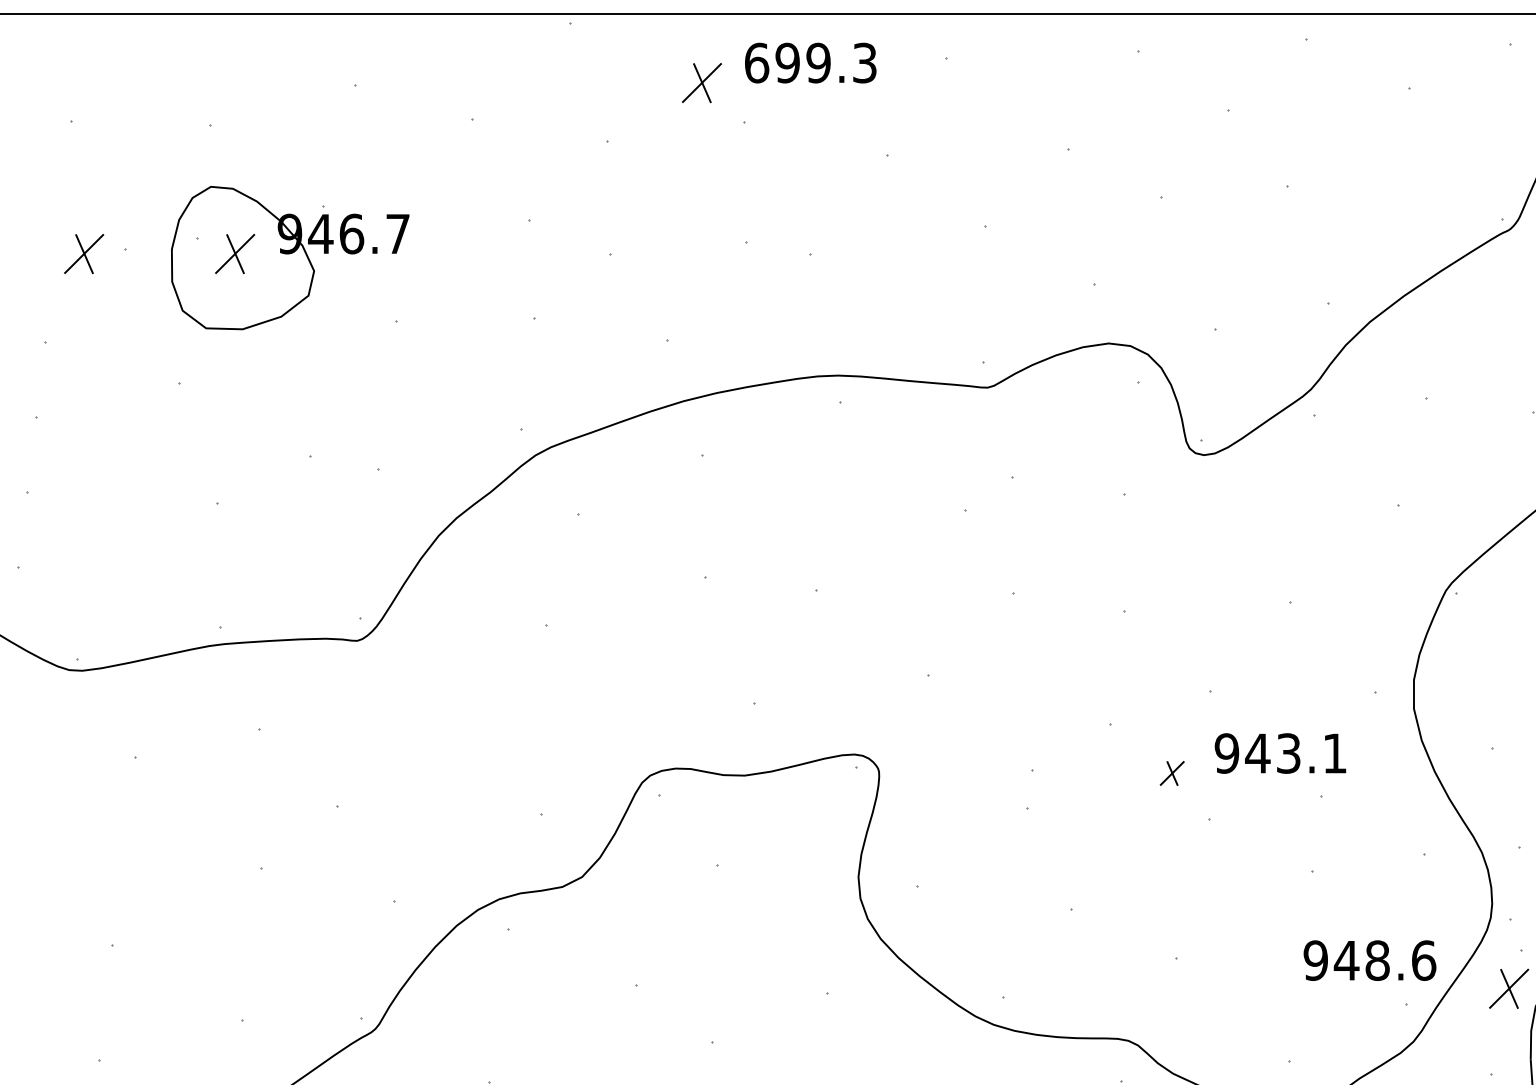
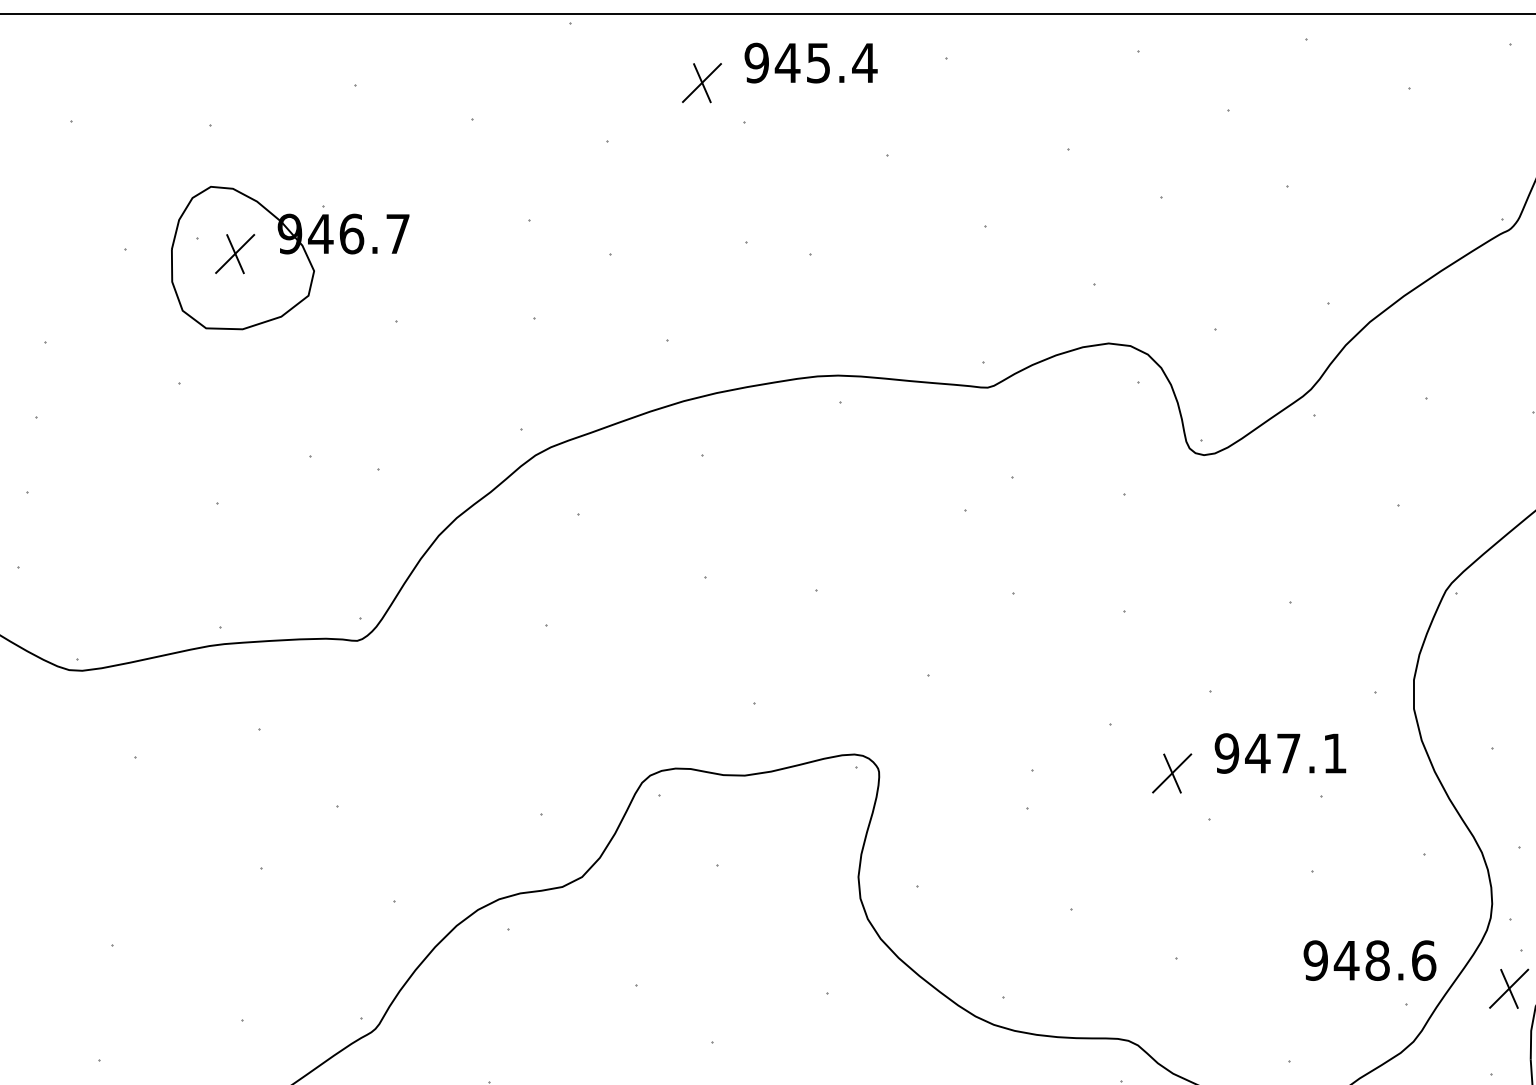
text: 699.3 -> 945.4 (810, 62)
part: present -> none (84, 254)
text: 943.1 -> 947.1 (1288, 753)
part size: 26x25 px -> 41x41 px (1172, 773)
